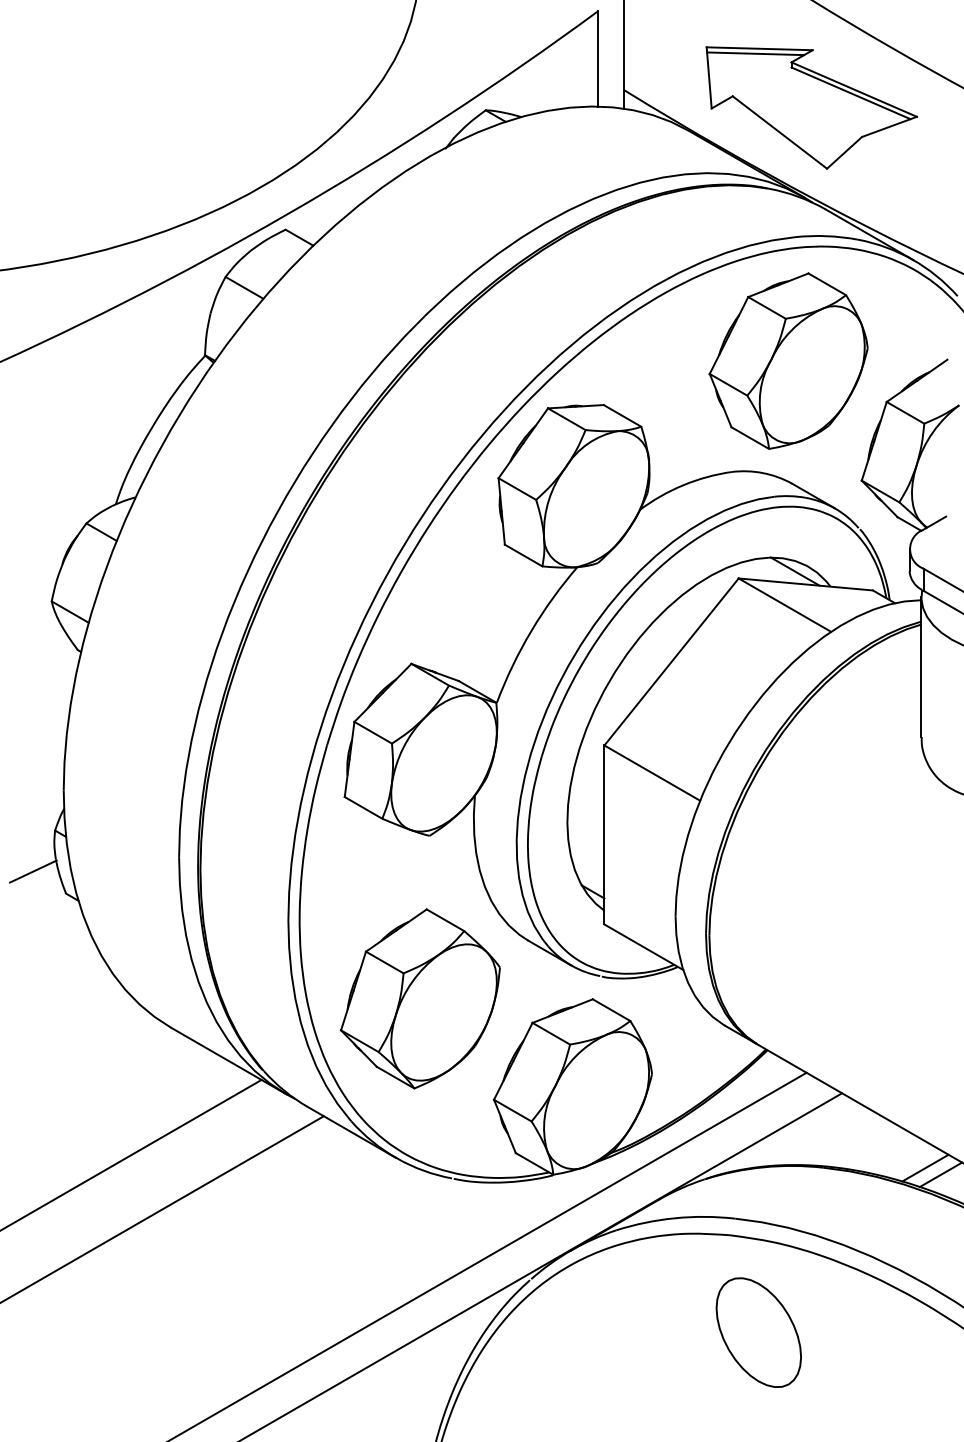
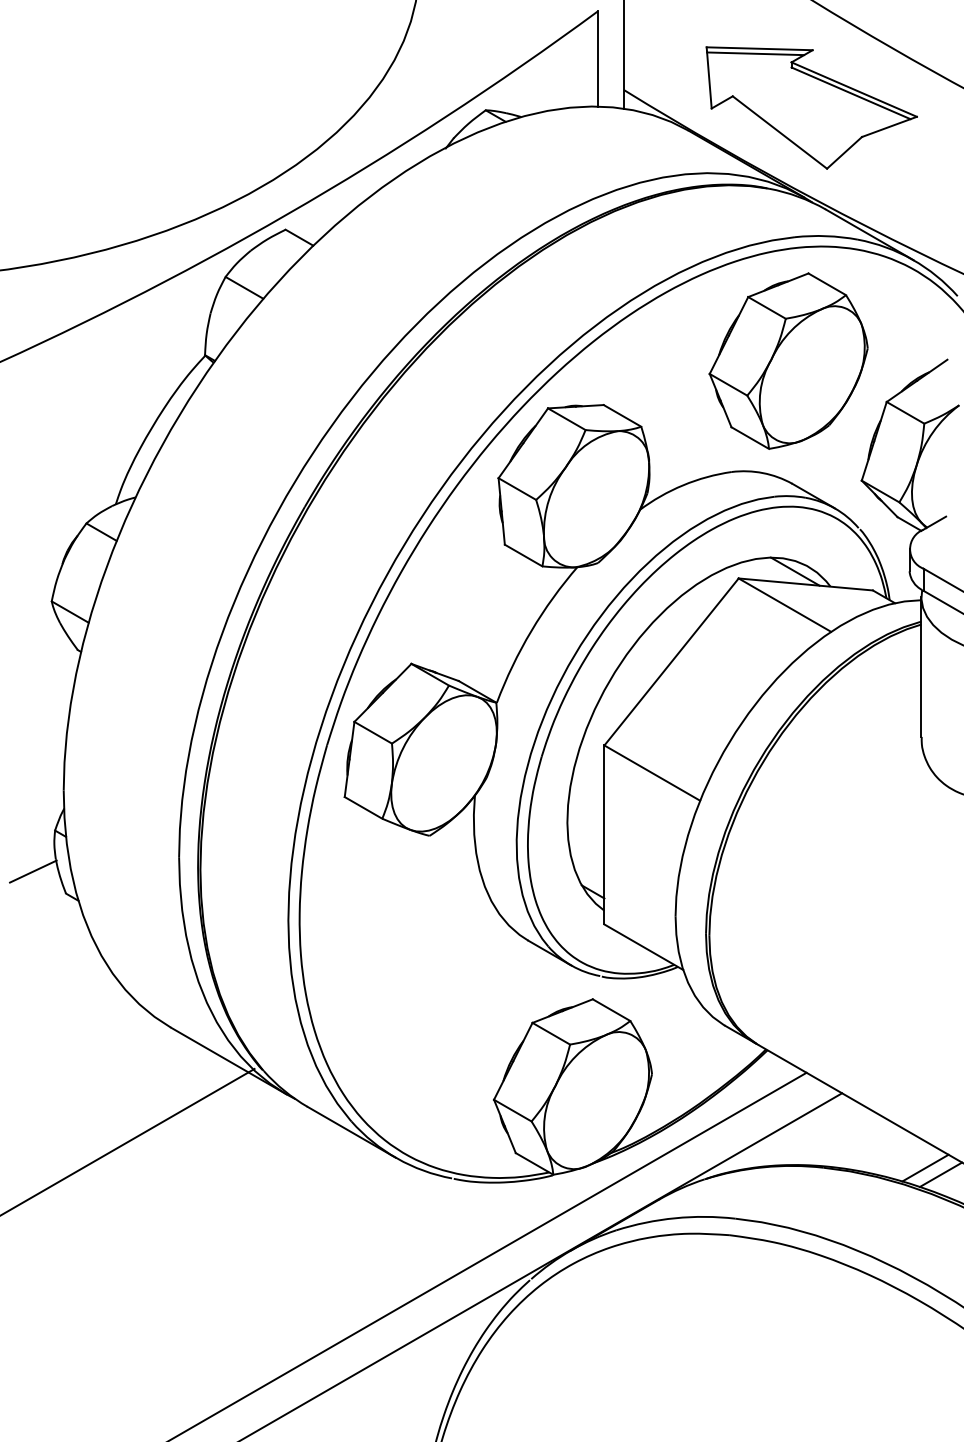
part: present -> none (419, 998)
line position: (131, 1154) -> (128, 1141) (128, 1141)
line: present -> none (162, 1208)
part: present -> none (758, 1332)
